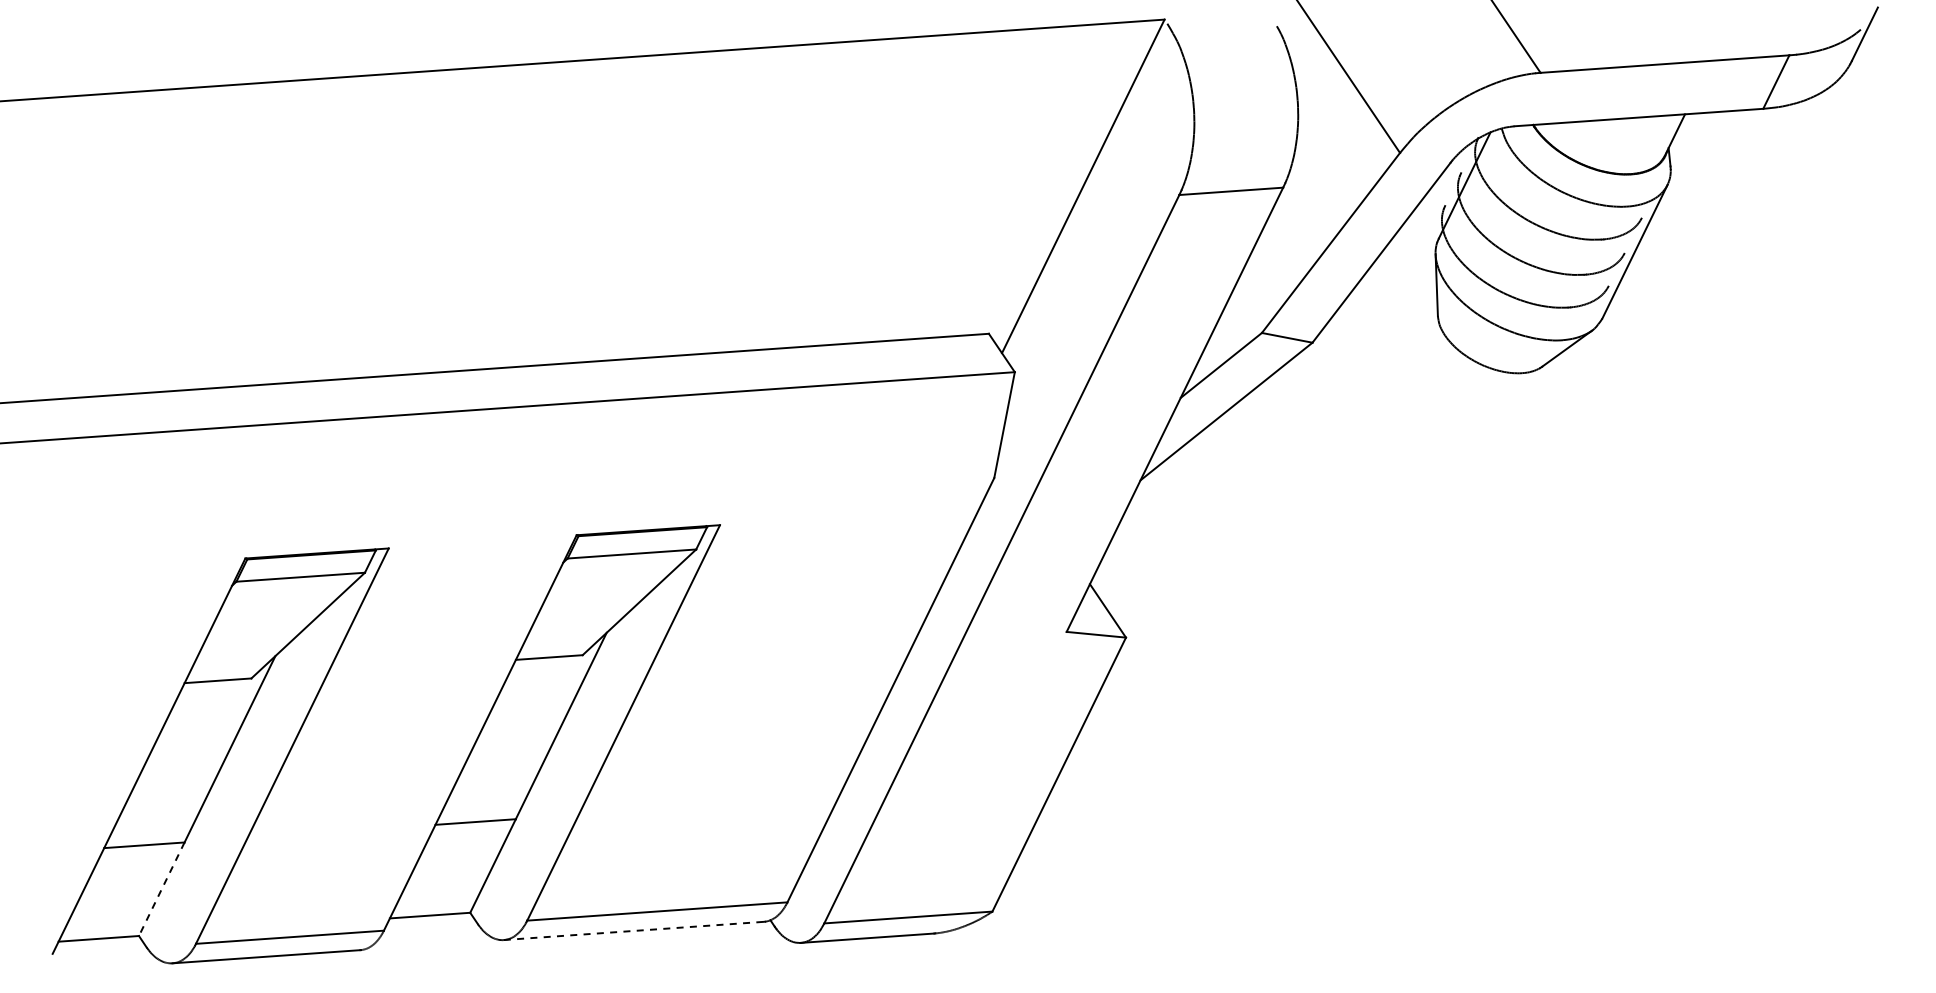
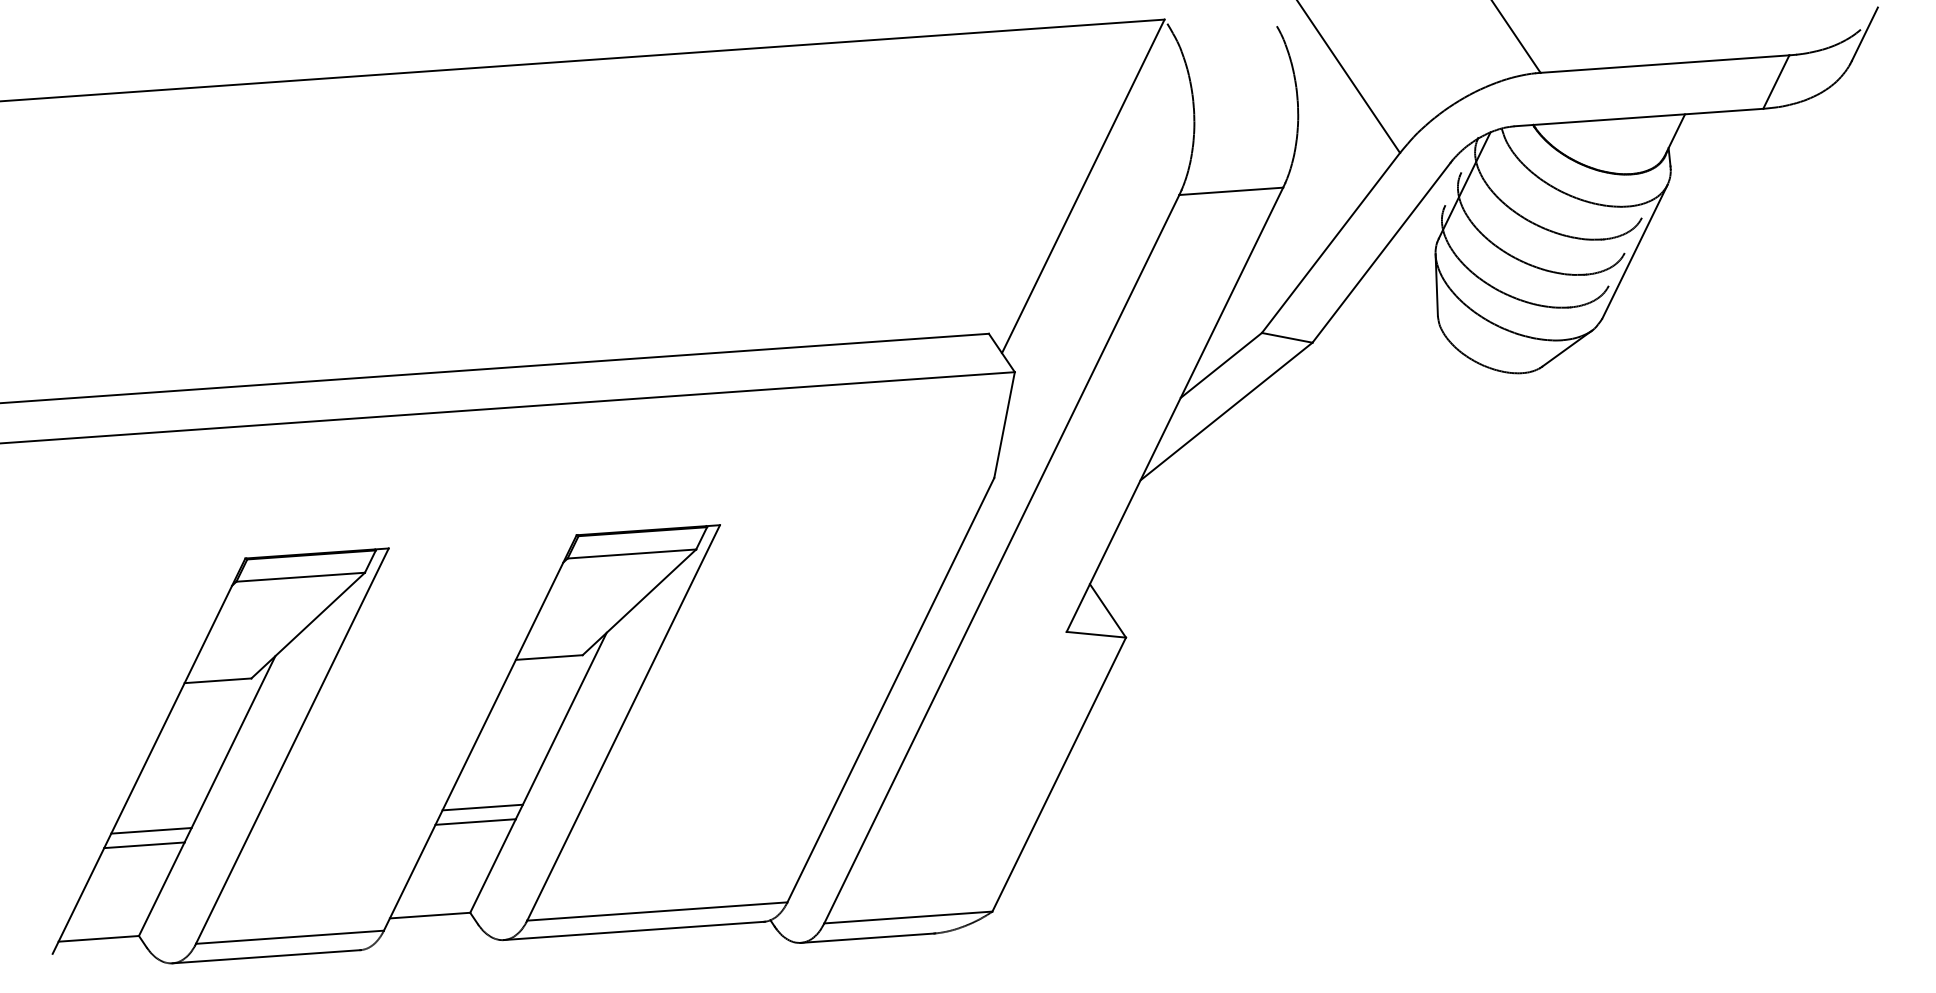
line: none -> present (482, 807)
line: none -> present (151, 830)
line: dashed -> solid (161, 889)
line: dashed -> solid (634, 930)
